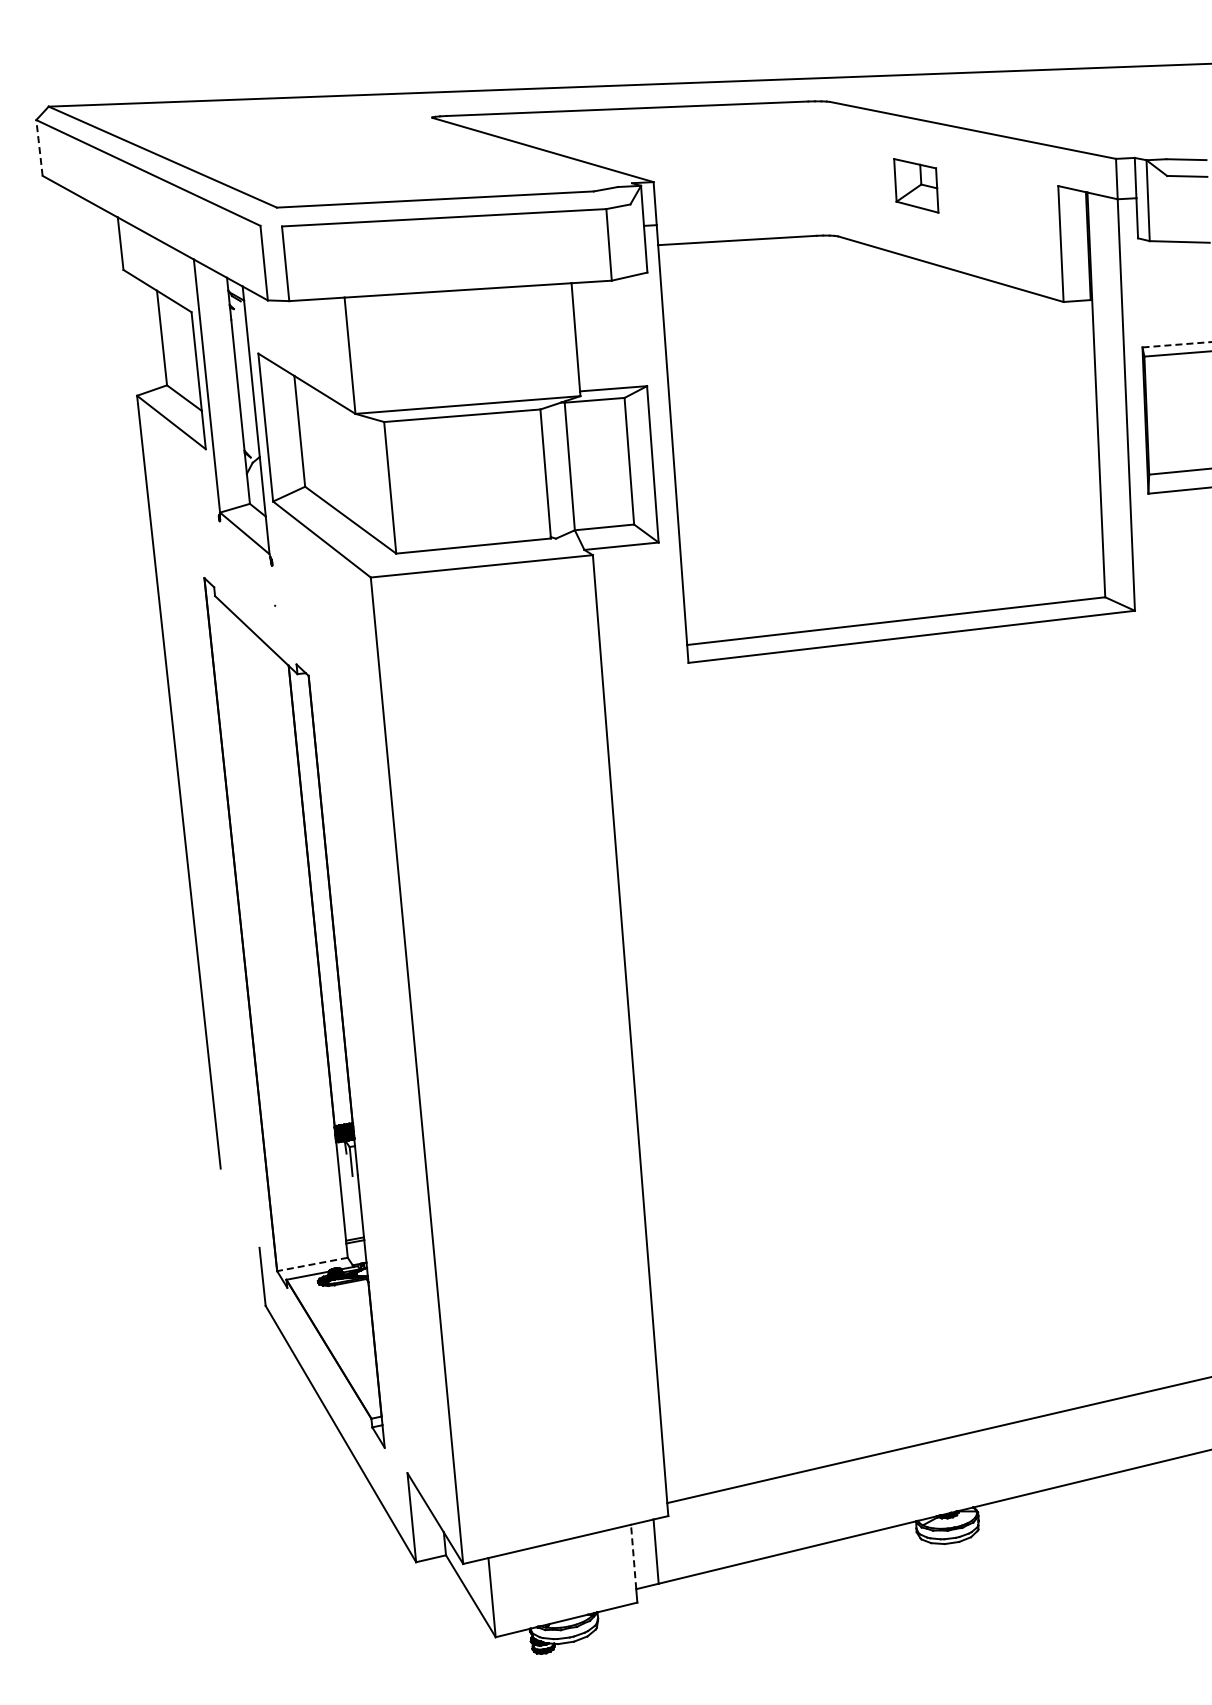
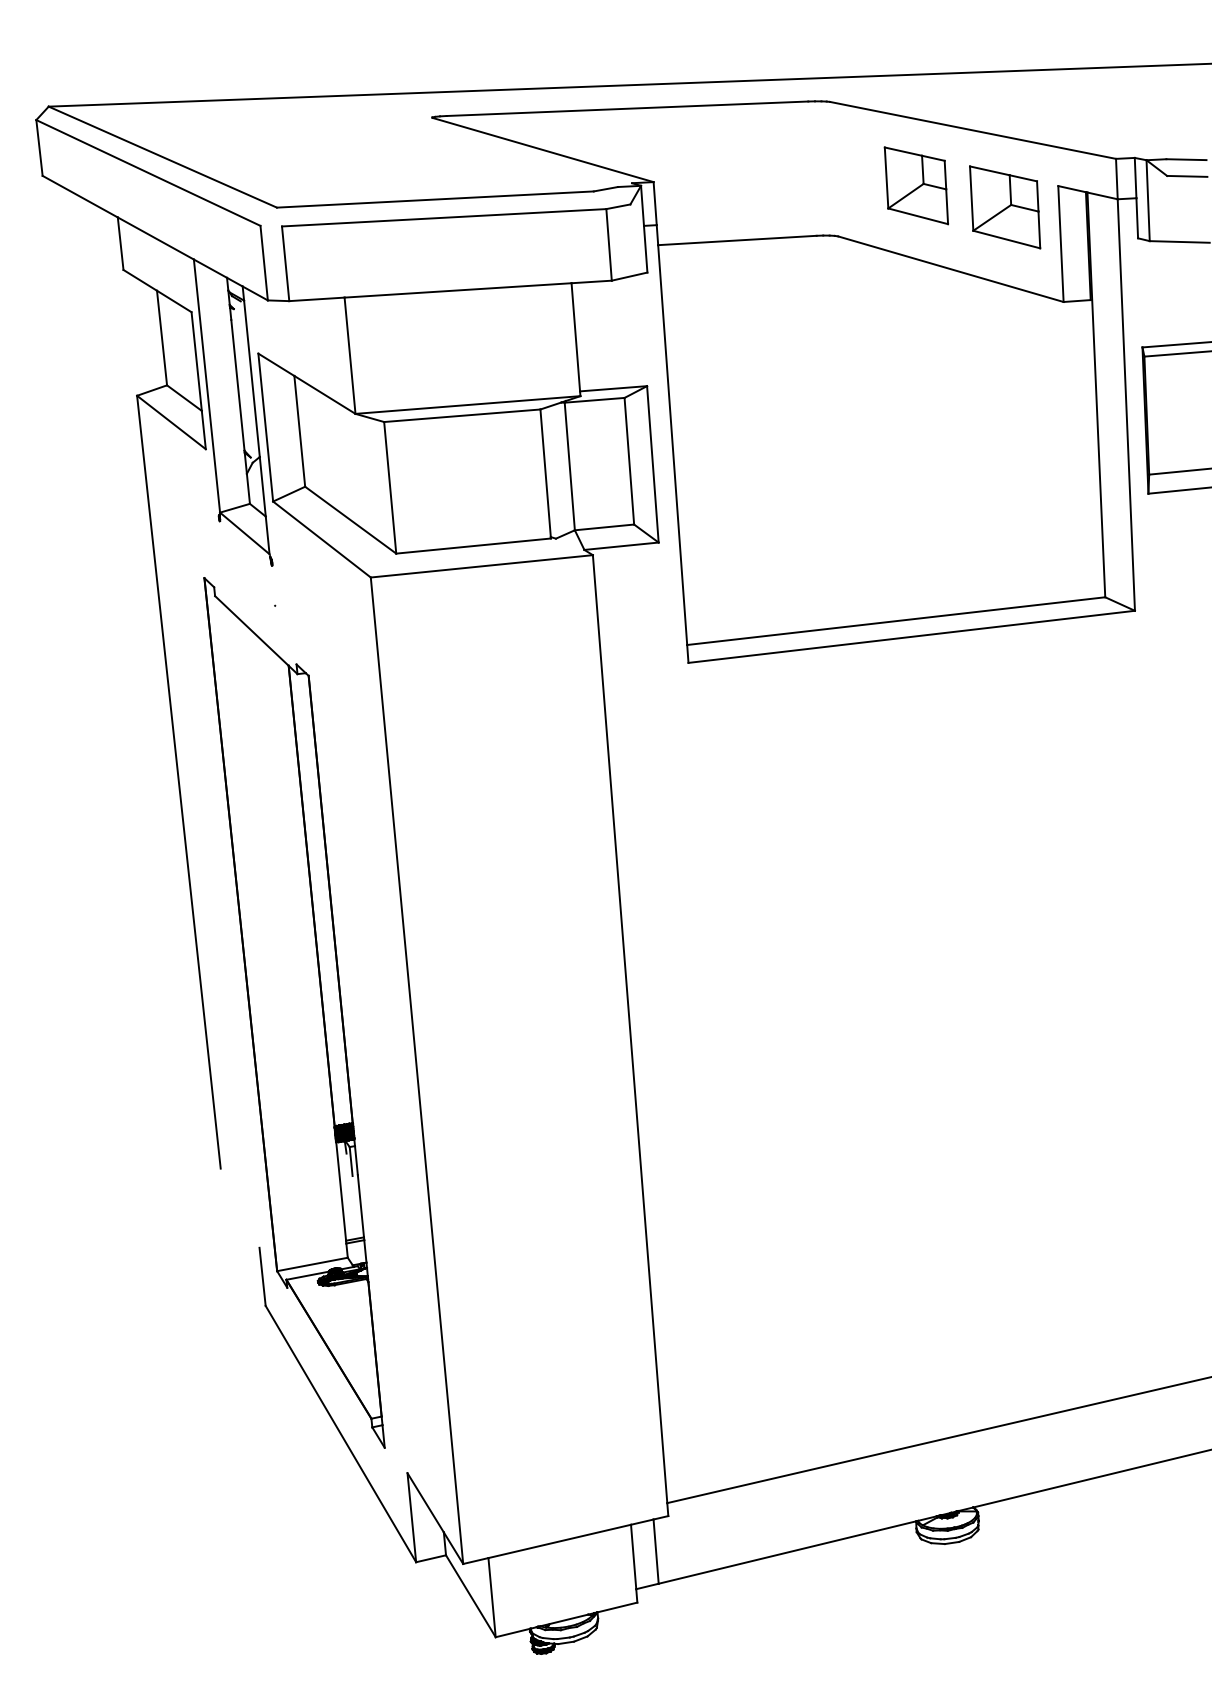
line: dashed -> solid (39, 147)
part size: 47x56 px -> 66x80 px (915, 185)
part: none -> present (1005, 207)
line: dashed -> solid (1177, 344)
line: dashed -> solid (312, 1264)
line: dashed -> solid (633, 1556)
